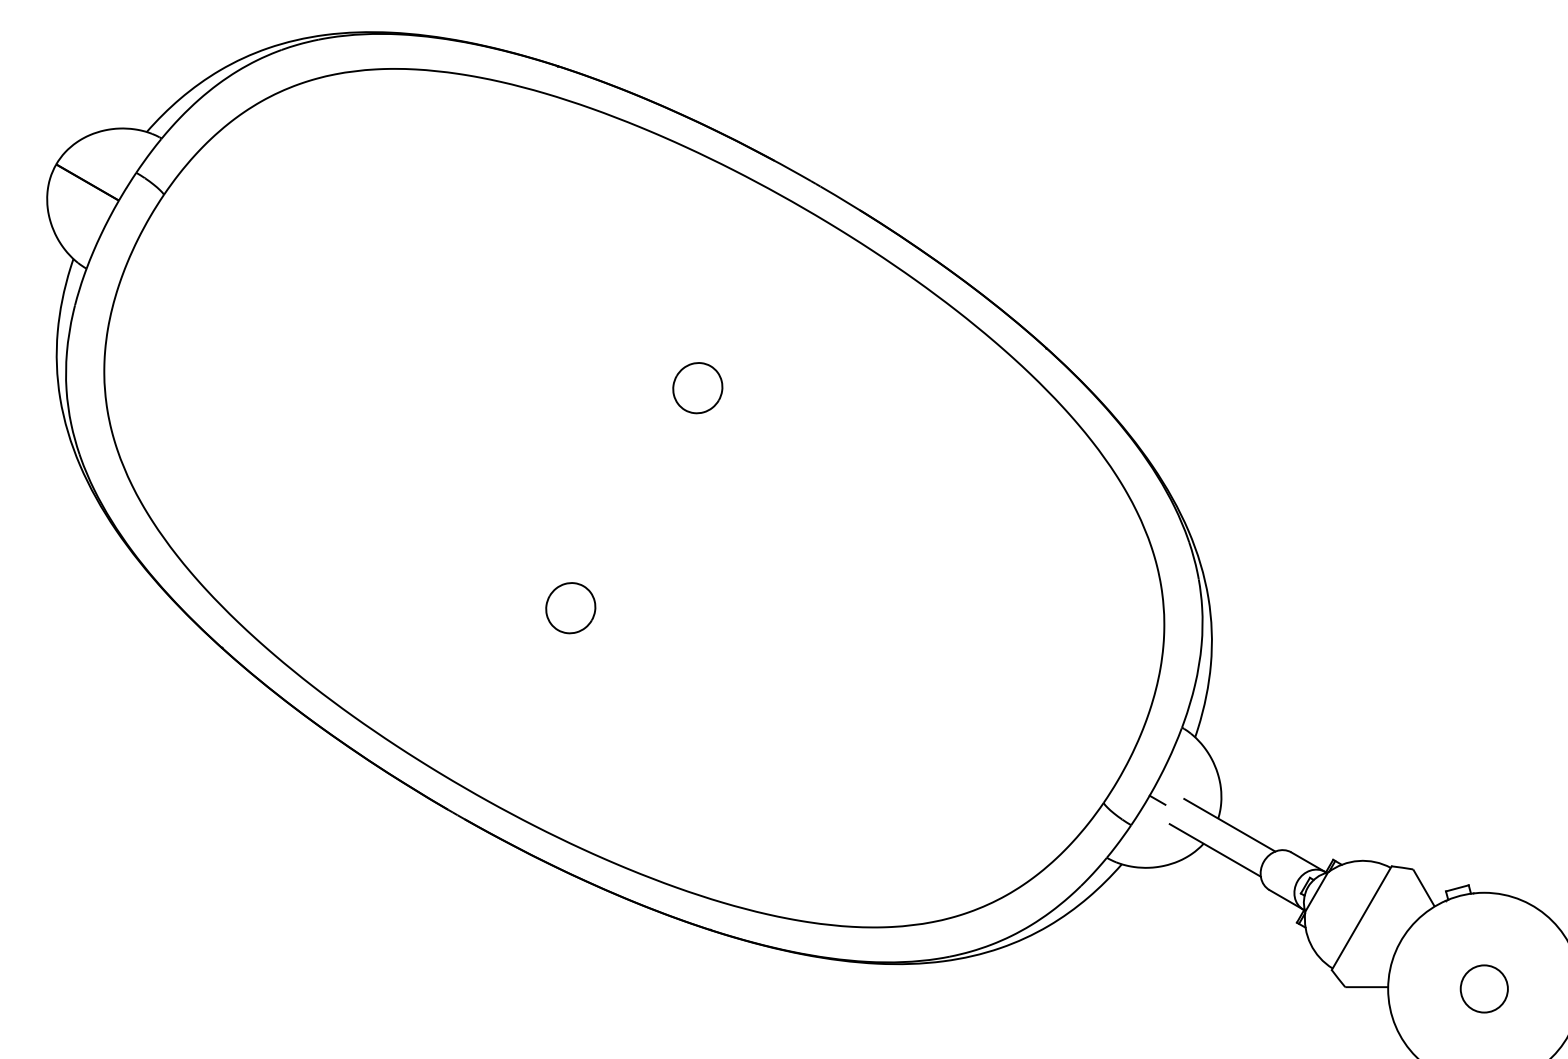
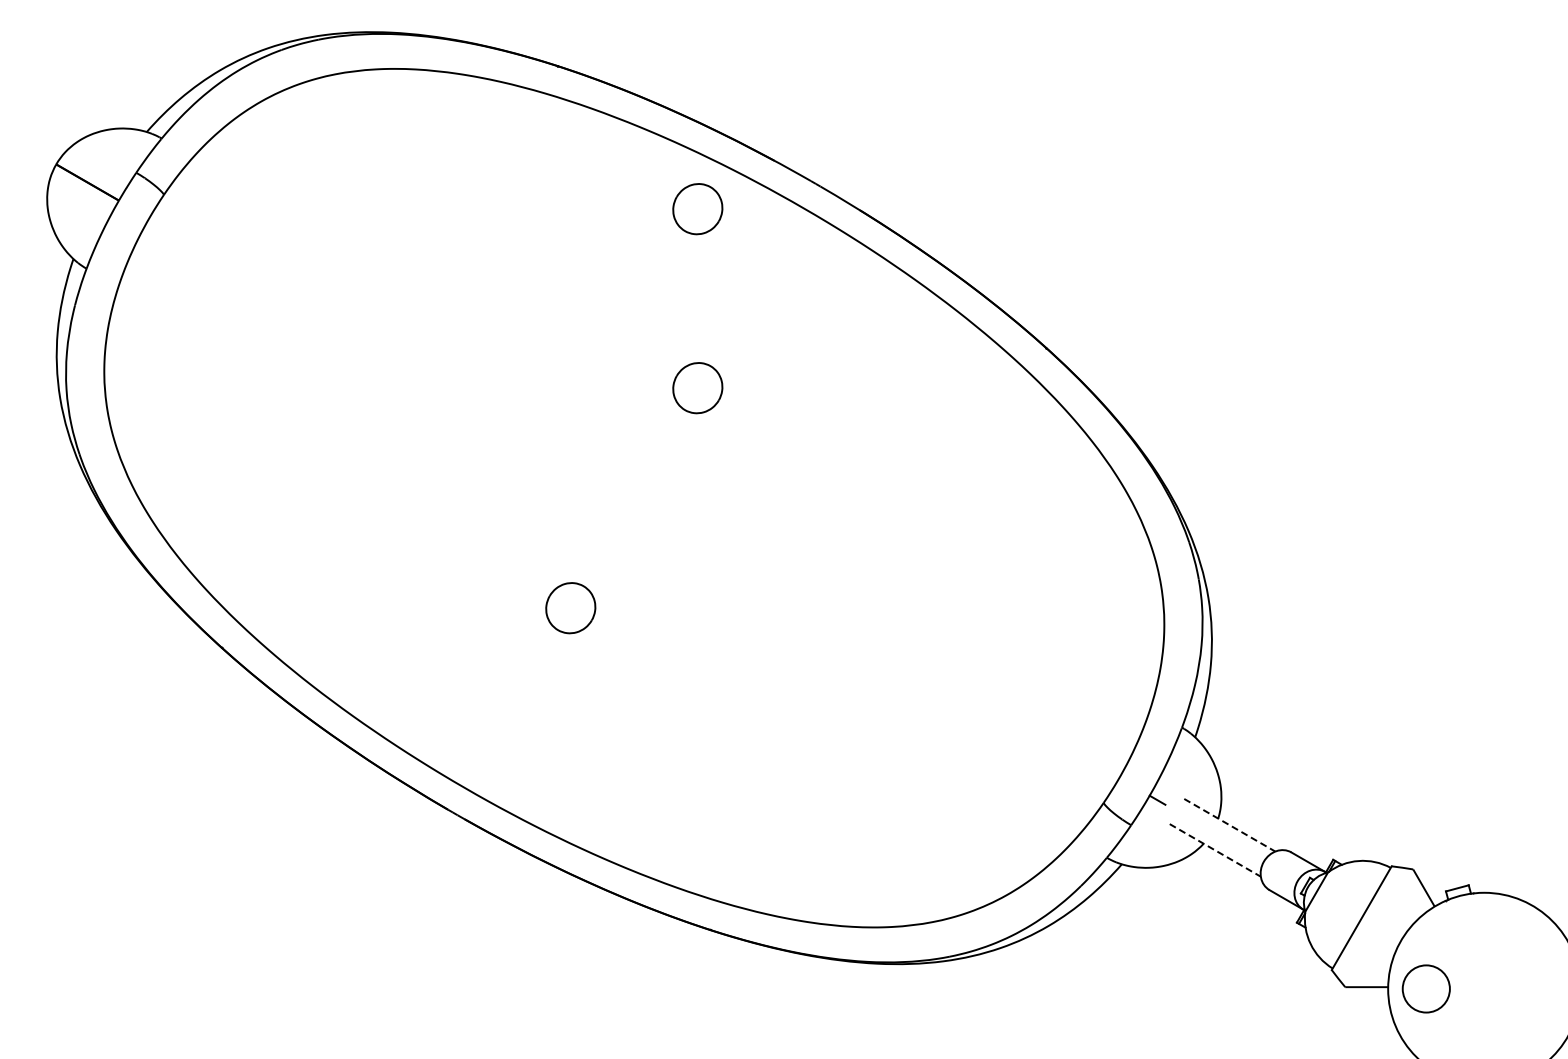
part: none -> present (697, 209)
line: solid -> dashed (1229, 825)
line: solid -> dashed (1215, 850)
circle position: (1483, 988) -> (1425, 988) (1425, 988)
